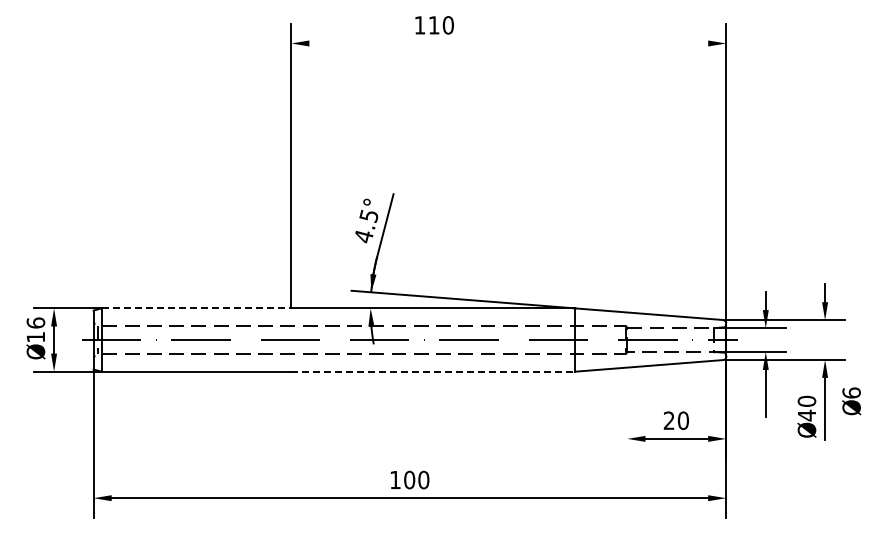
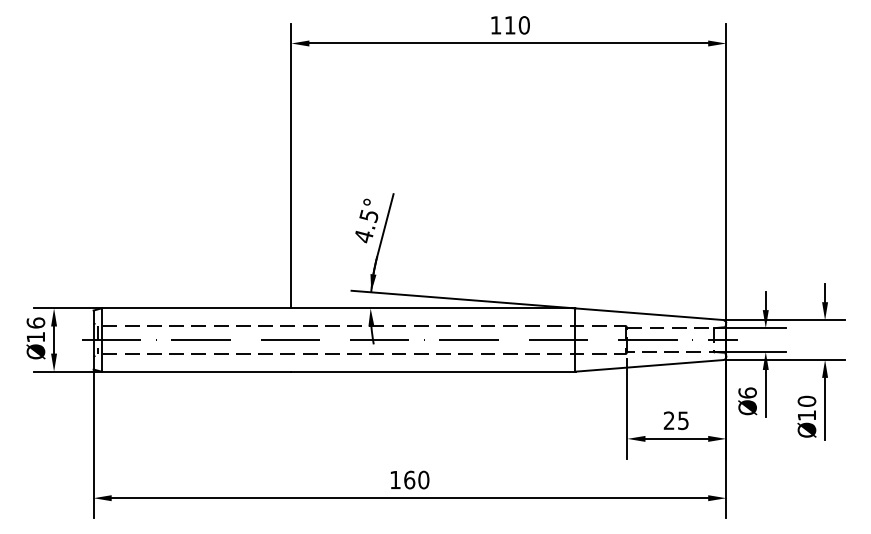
text position: (434, 25) -> (510, 25) (510, 25)
line: none -> present (508, 43)
line: dashed -> solid (196, 308)
line: dashed -> solid (433, 371)
text position: (851, 401) -> (747, 401) (747, 401)
line: none -> present (627, 408)
text: 40 -> 10 (806, 415)
text: 20 -> 25 (682, 420)
text: 100 -> 160 (409, 479)
